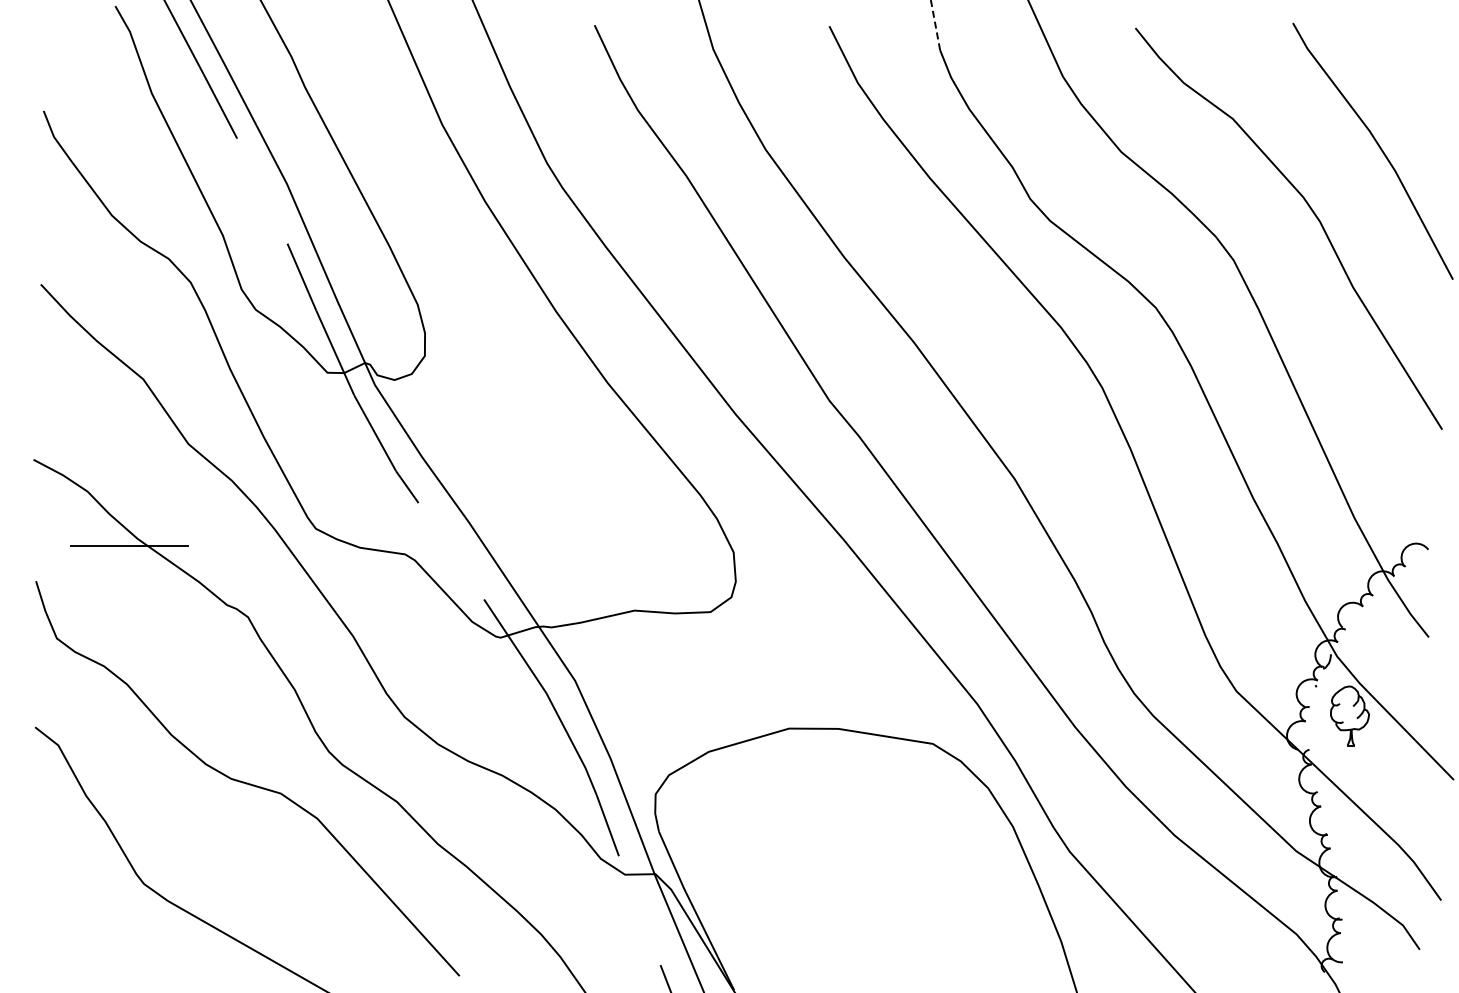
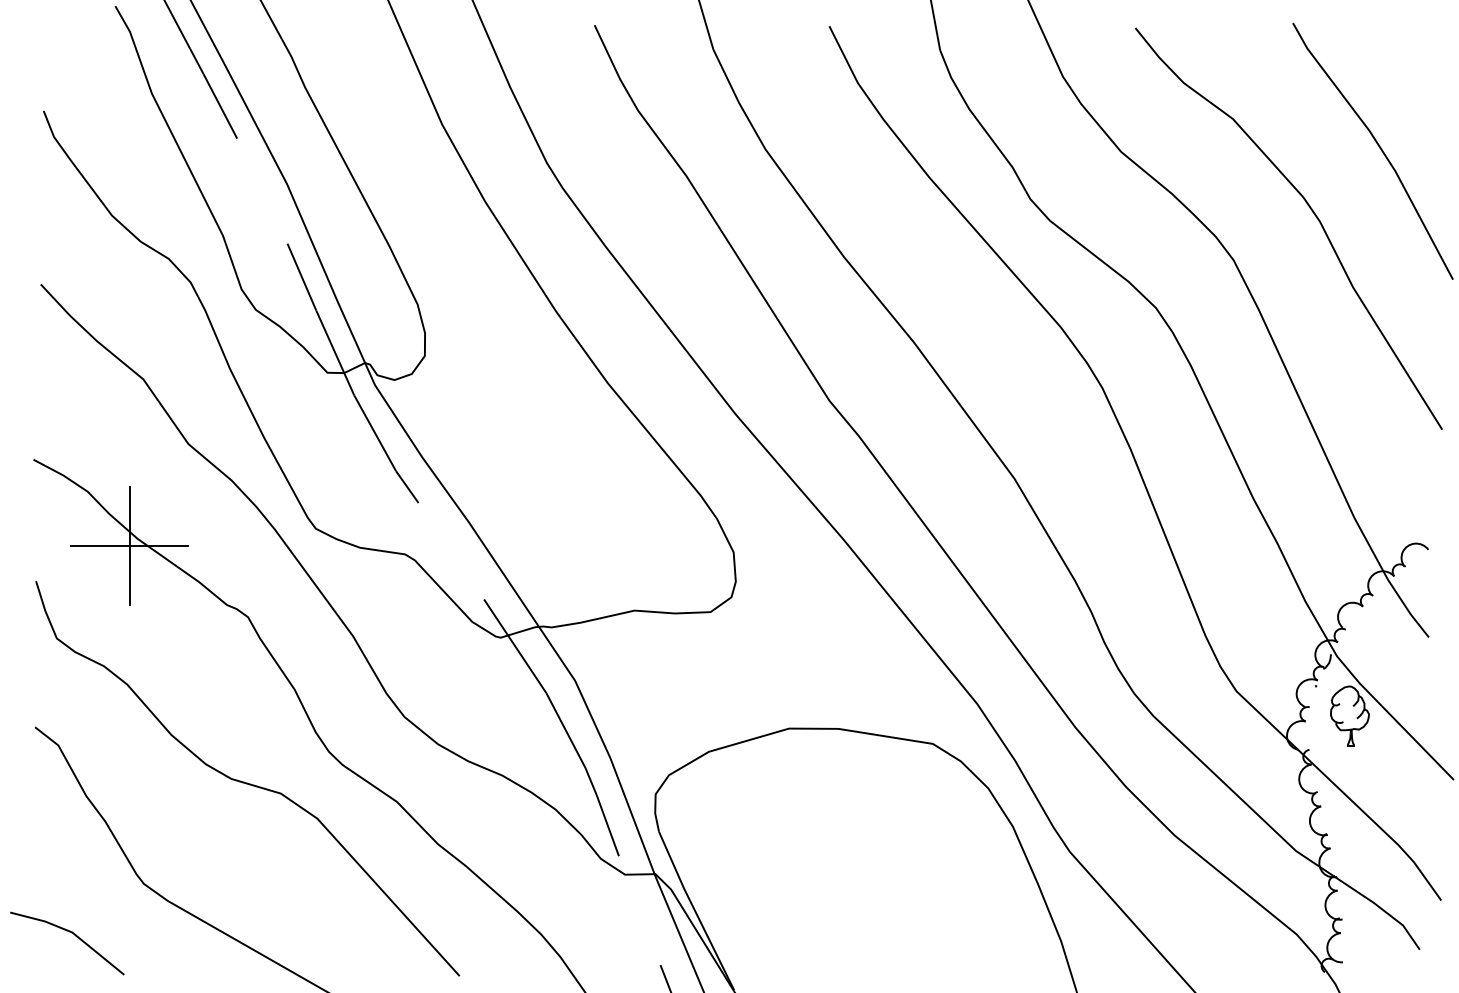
line: dashed -> solid (935, 24)
line: none -> present (129, 545)
line: none -> present (74, 935)
